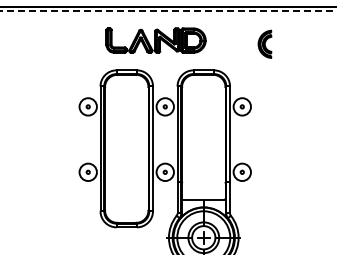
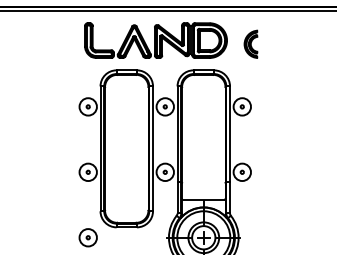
line: dashed -> solid (168, 11)
part size: 102x27 px -> 144x37 px (155, 40)
part position: (264, 43) -> (250, 43) (250, 43)
part: none -> present (87, 237)
